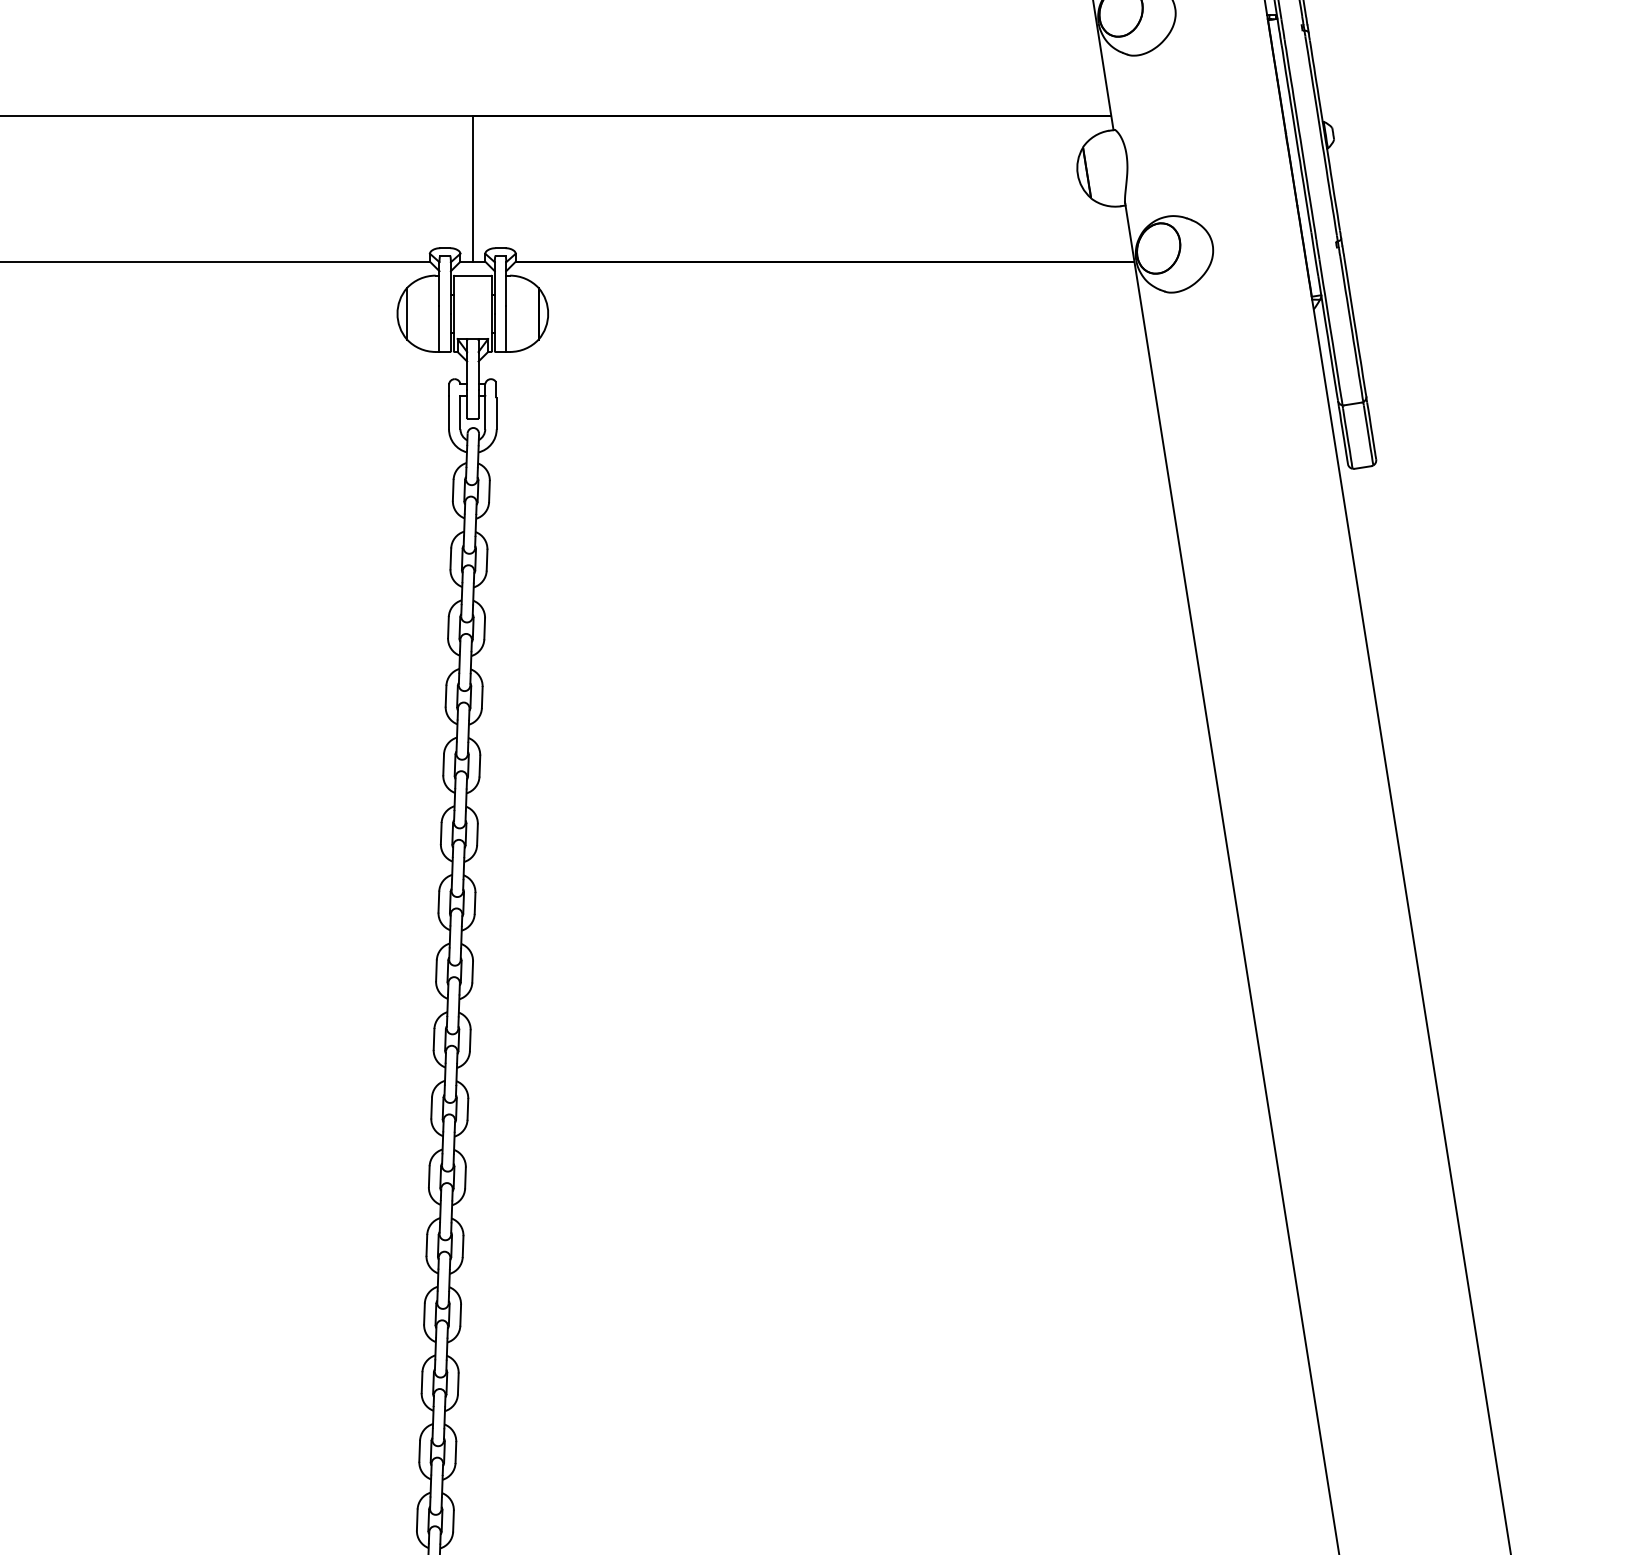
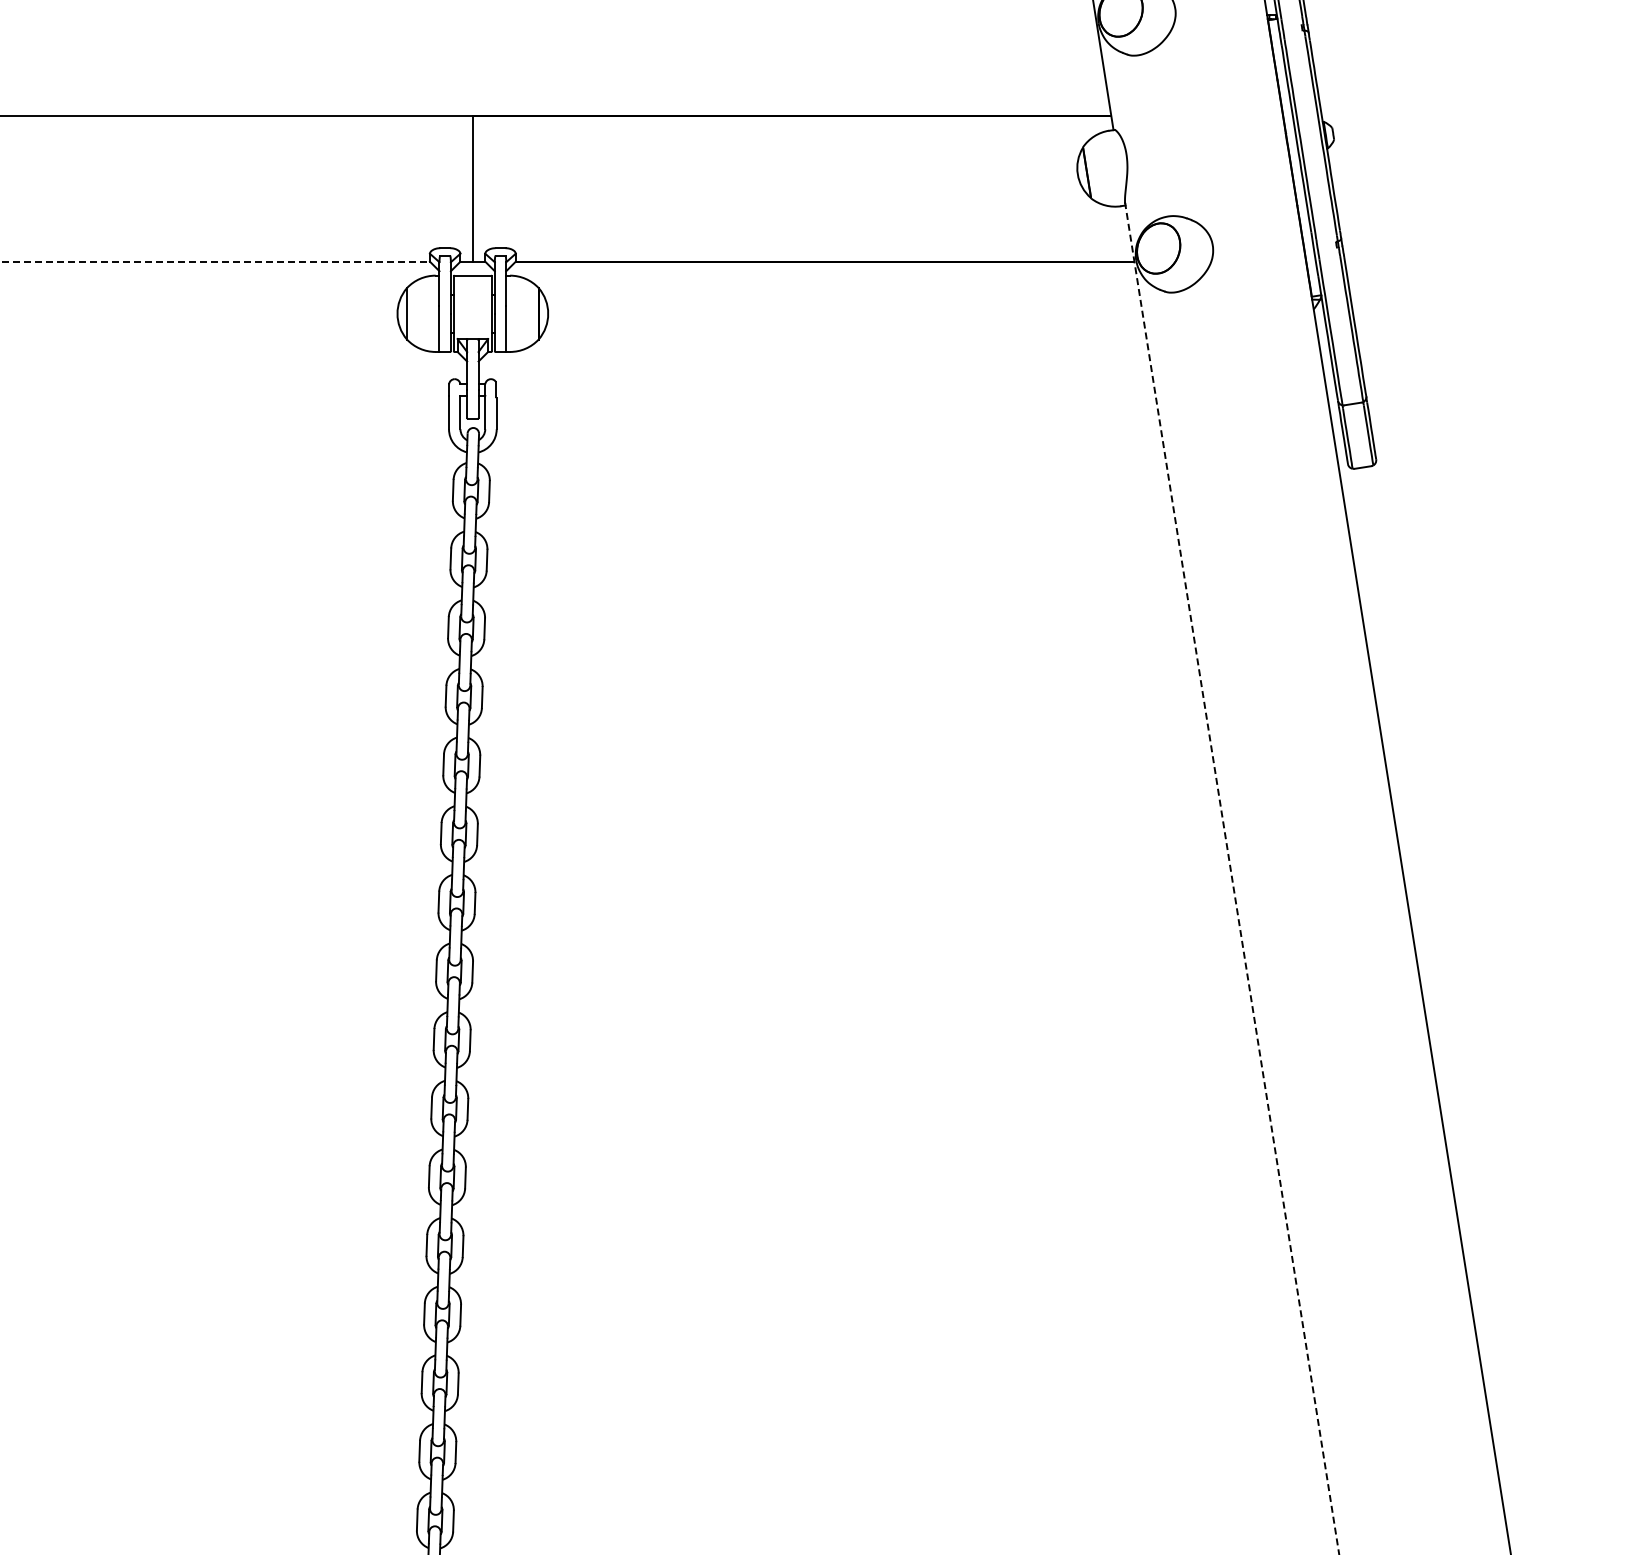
line: solid -> dashed (215, 261)
line: solid -> dashed (1232, 878)
